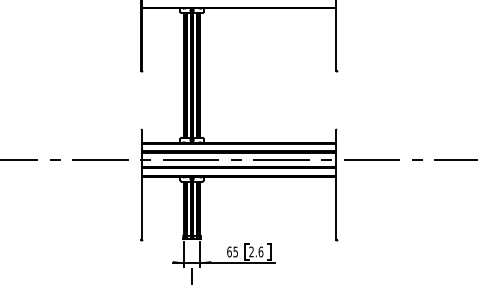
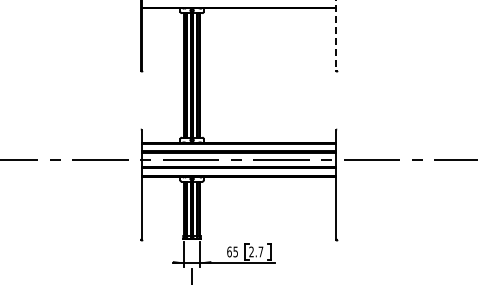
line: solid -> dashed (336, 36)
text: 2.6 -> 2.7 (260, 251)
